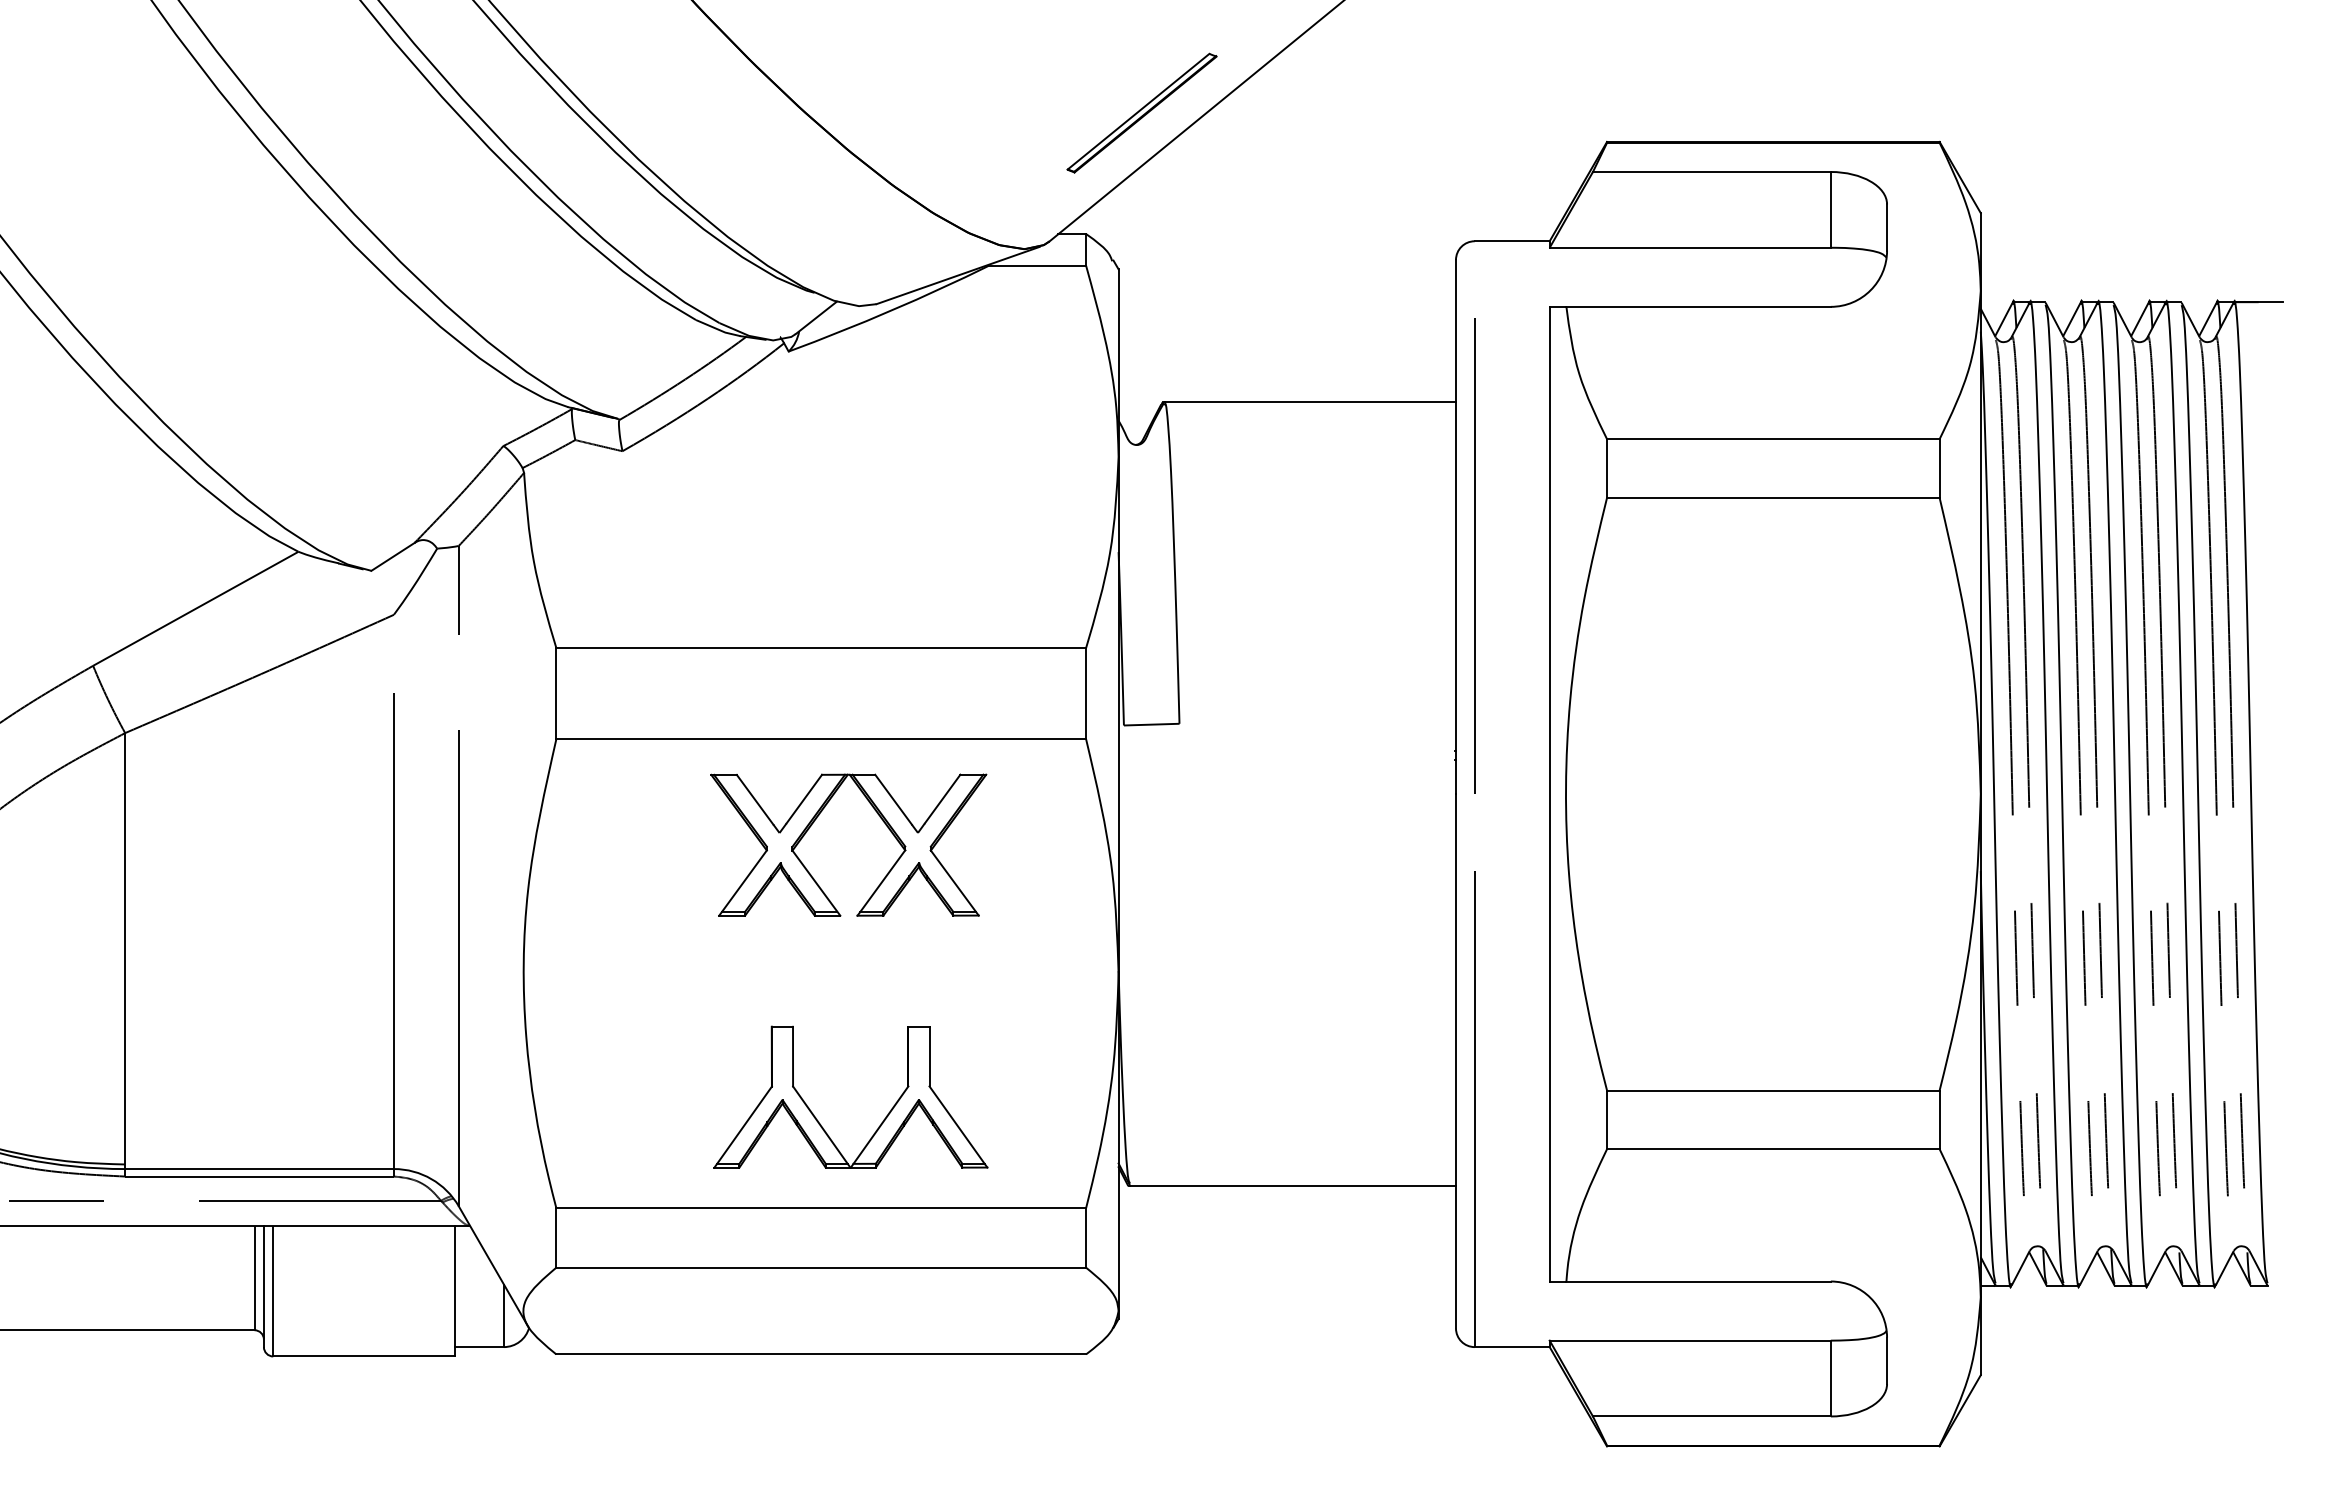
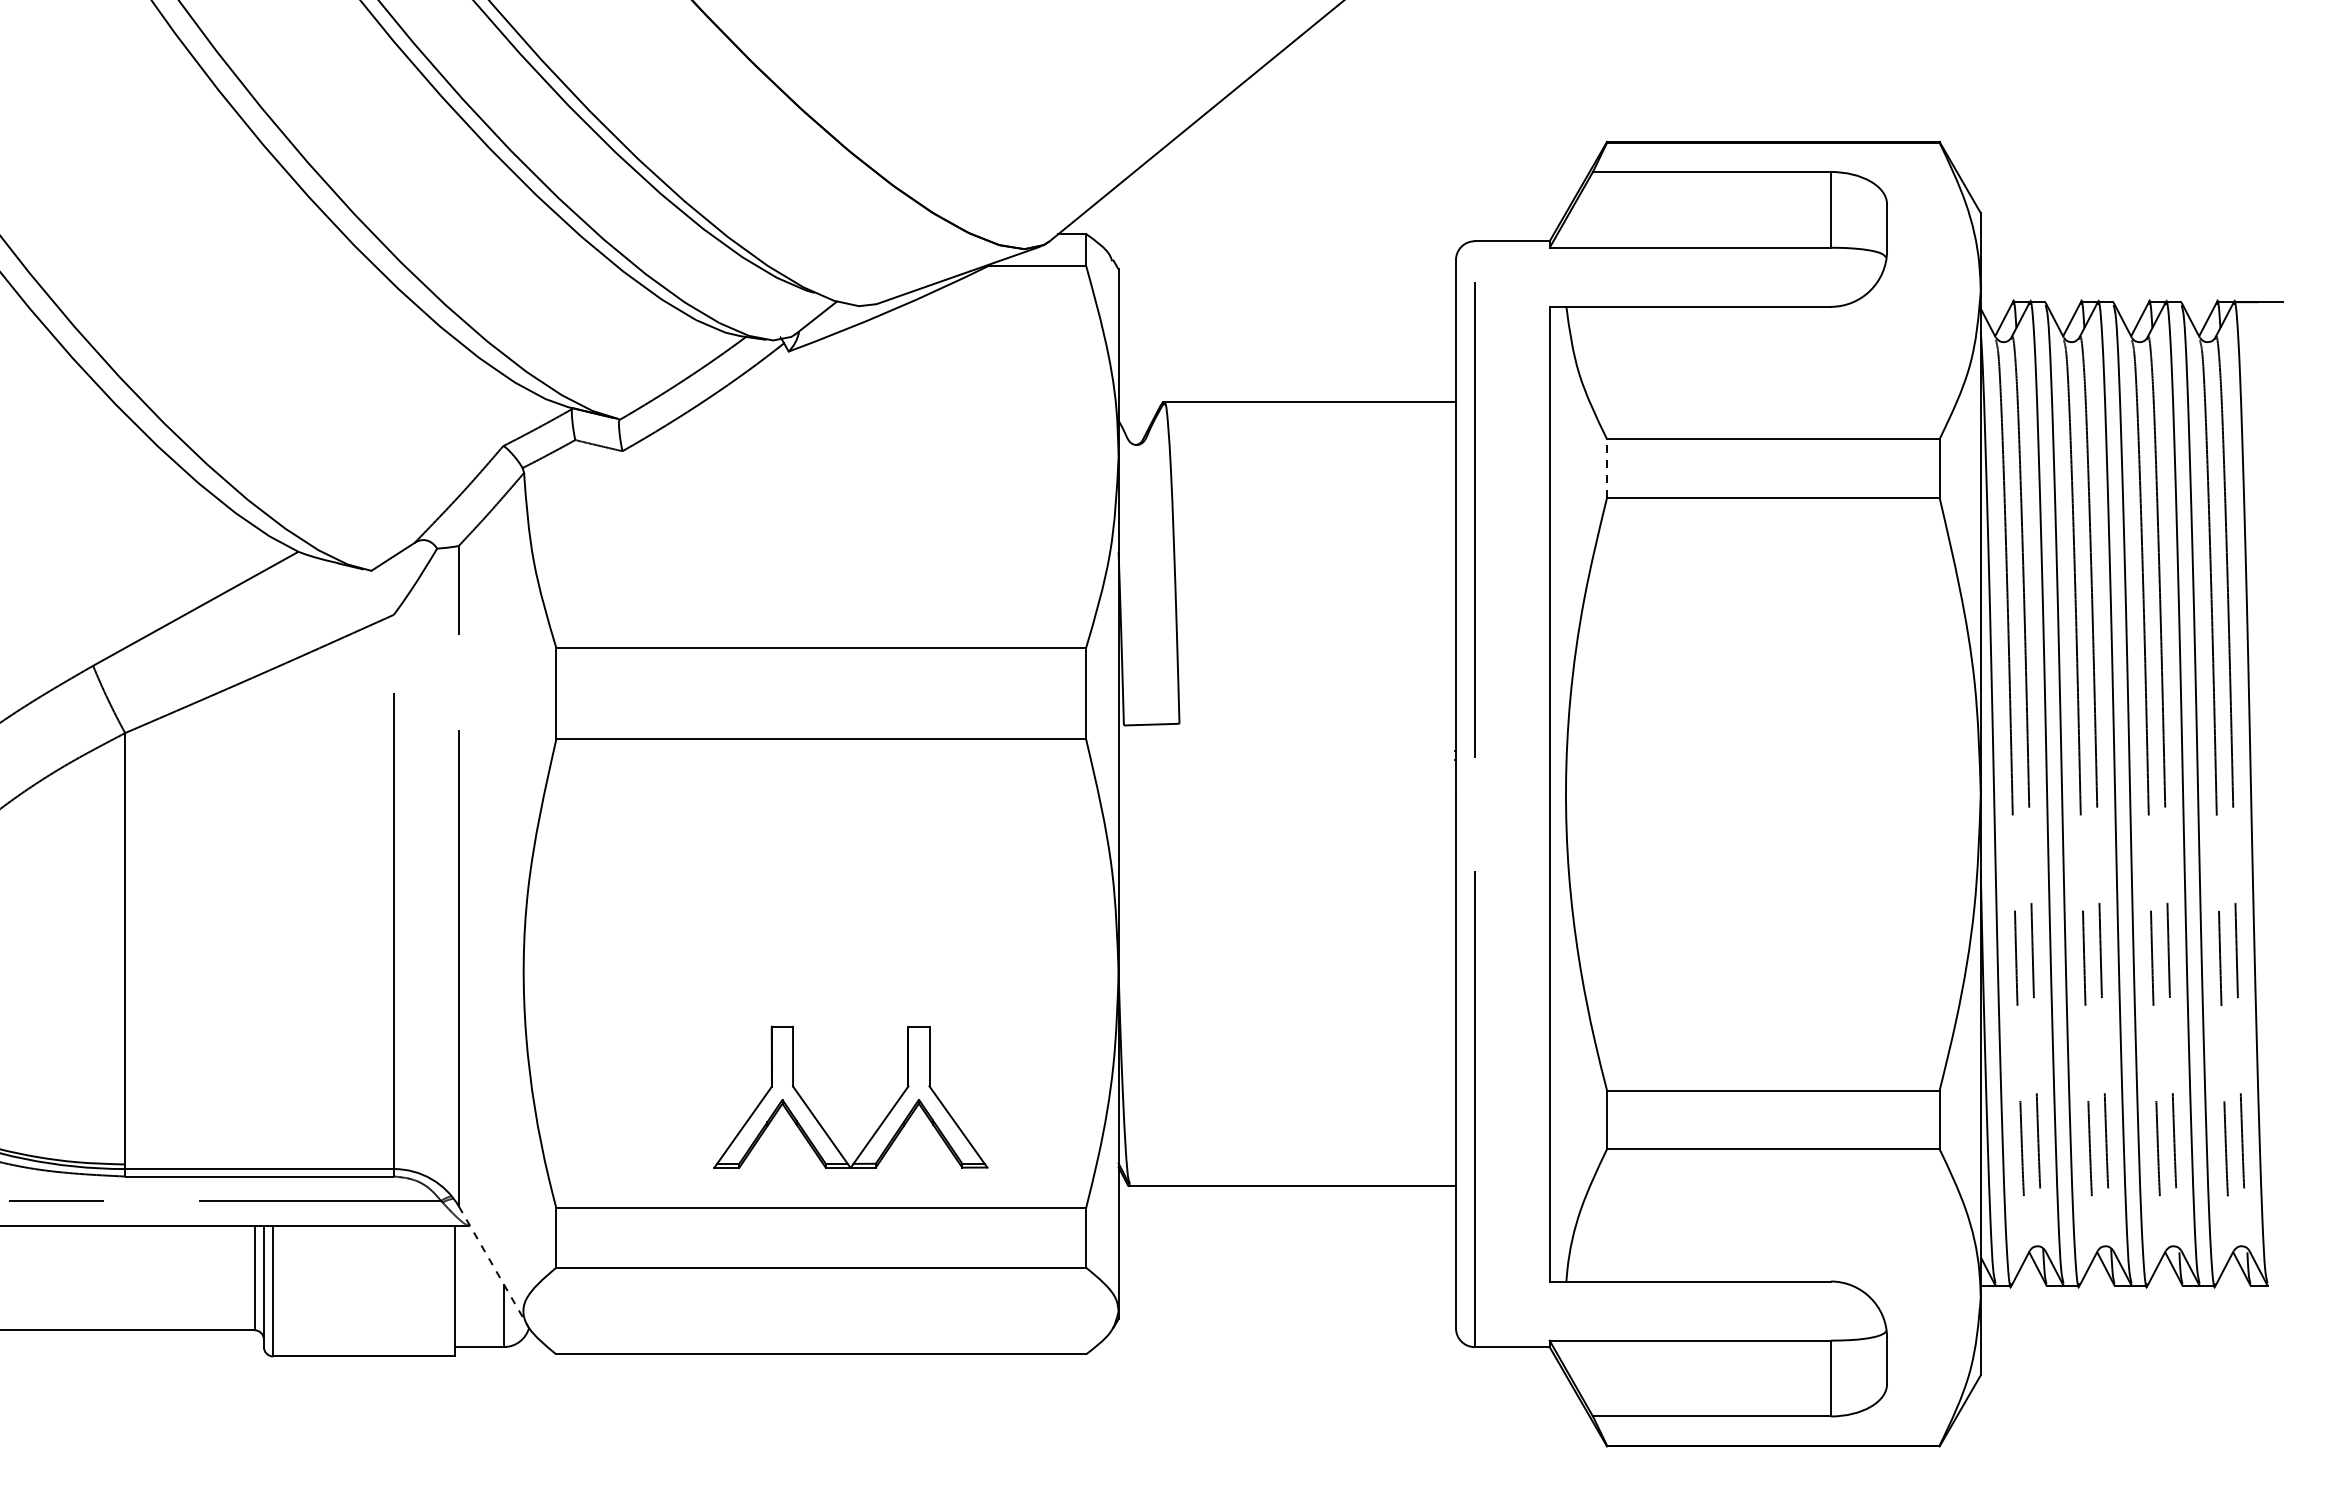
part: present -> none (1141, 112)
line: solid -> dashed (1607, 468)
line position: (1474, 555) -> (1474, 519) (1474, 519)
part: present -> none (817, 818)
line: solid -> dashed (493, 1266)
